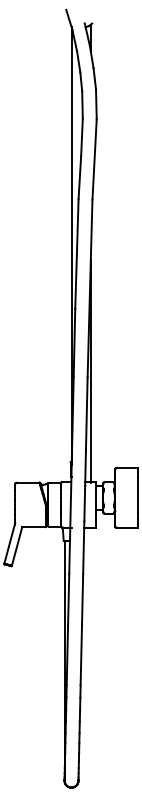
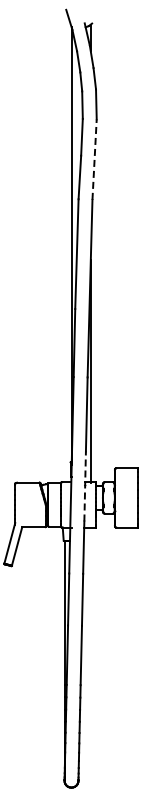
line: solid -> dashed (94, 159)
line: solid -> dashed (85, 485)
